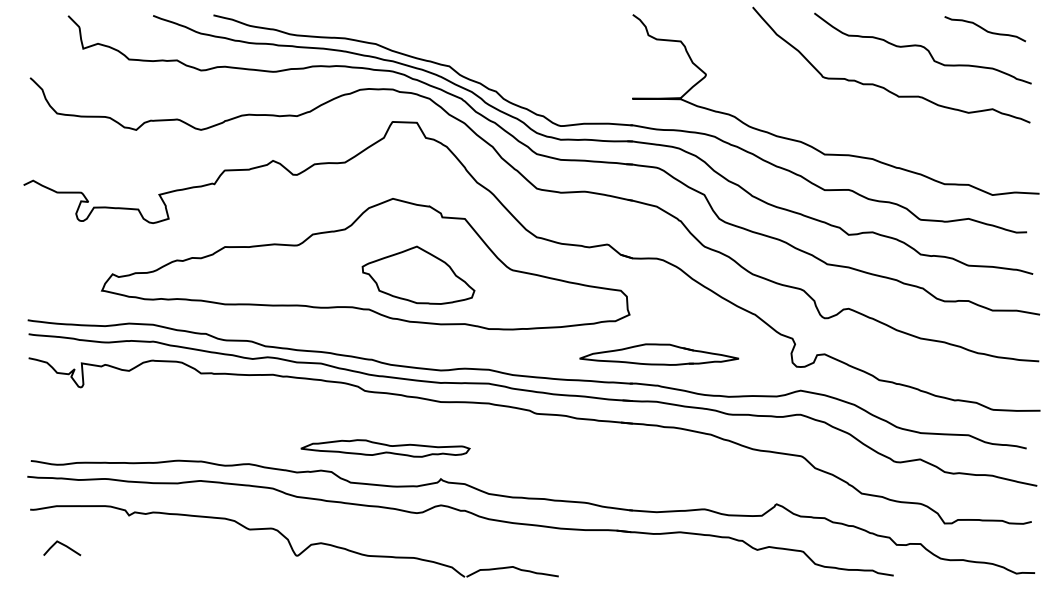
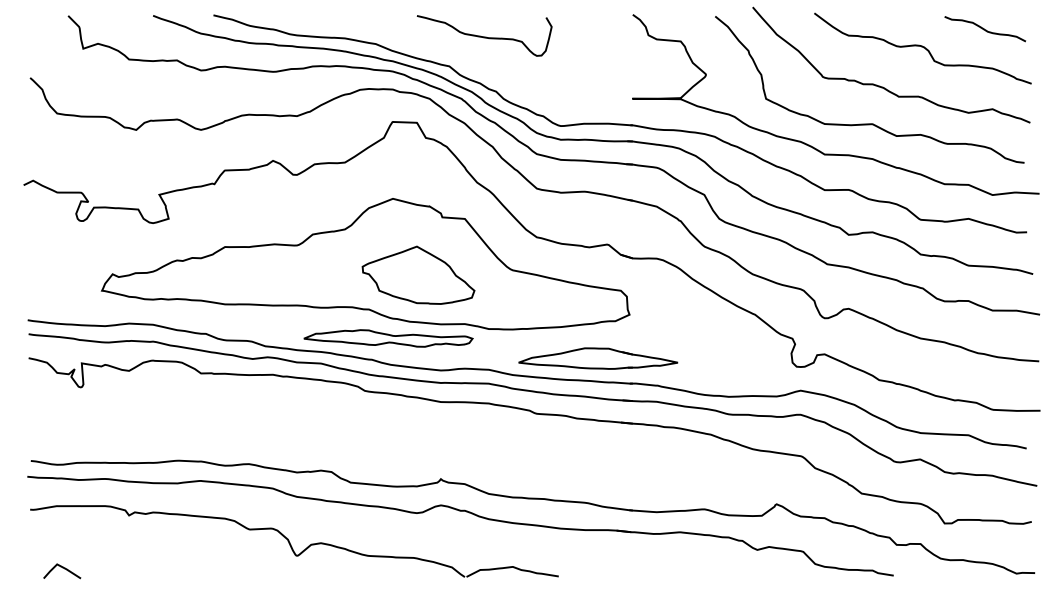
curve: none -> present (484, 36)
curve: none -> present (869, 123)
part position: (659, 354) -> (598, 358) (598, 358)
part position: (385, 448) -> (388, 338) (388, 338)
line position: (64, 546) -> (64, 569) (64, 569)
